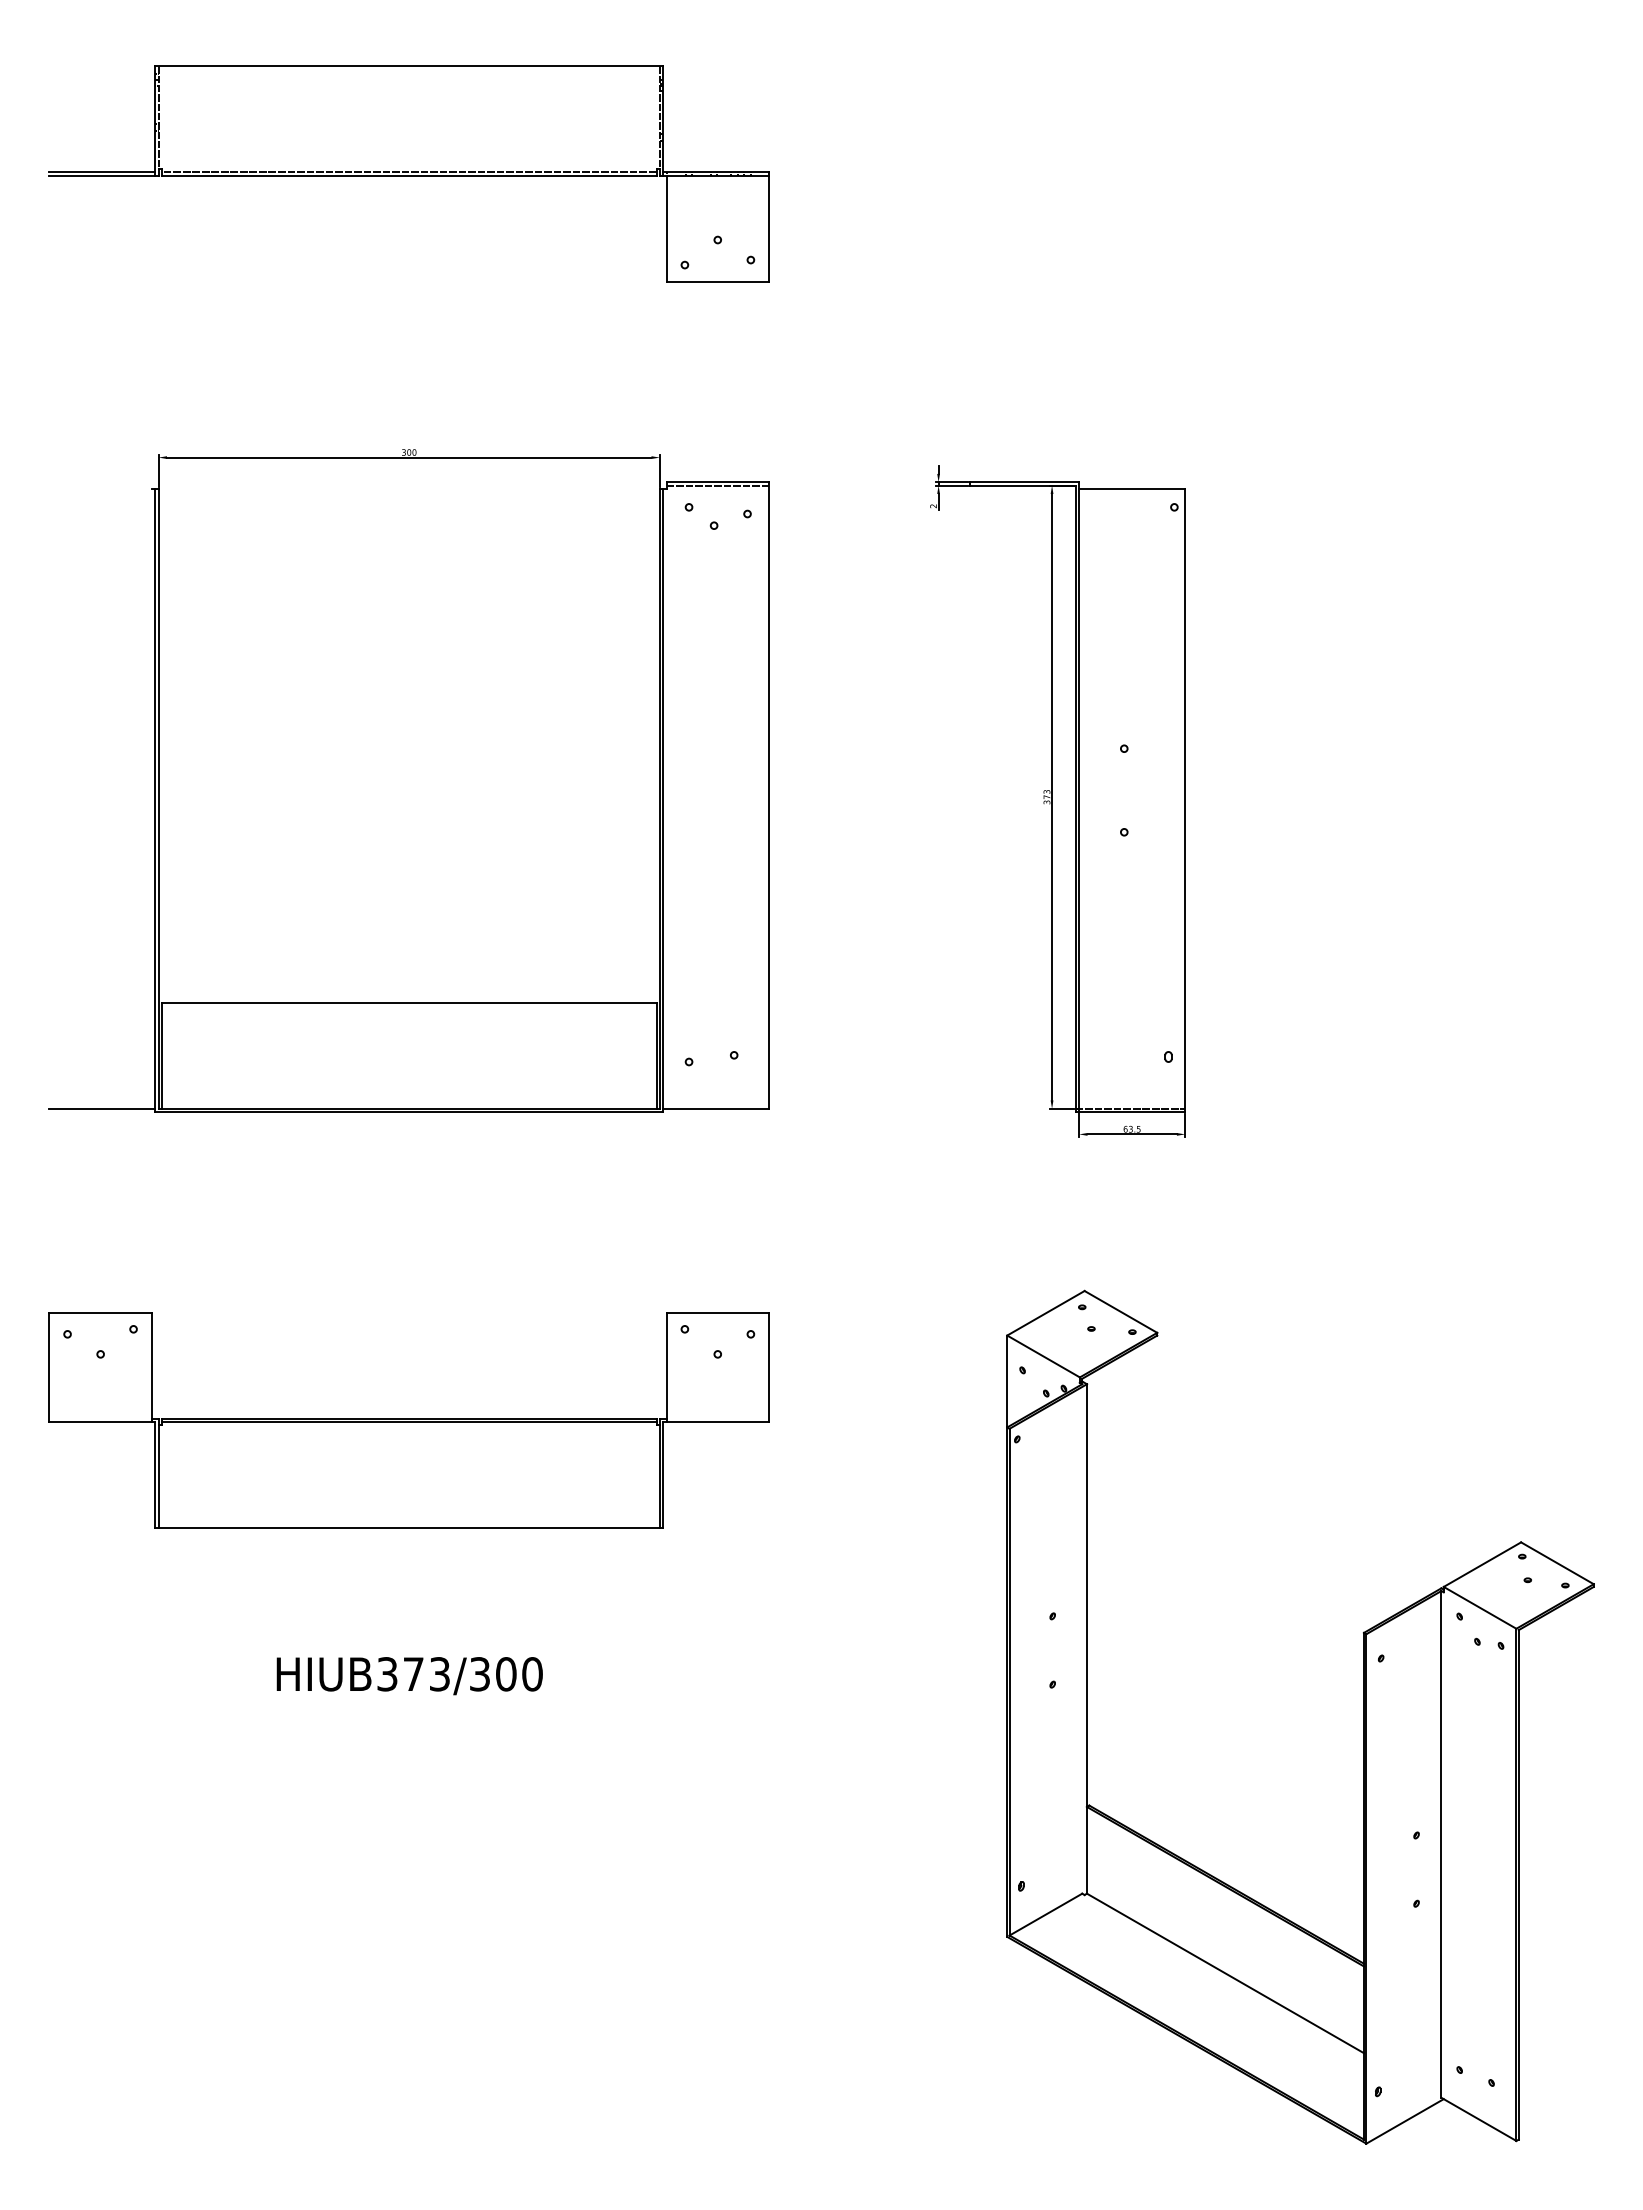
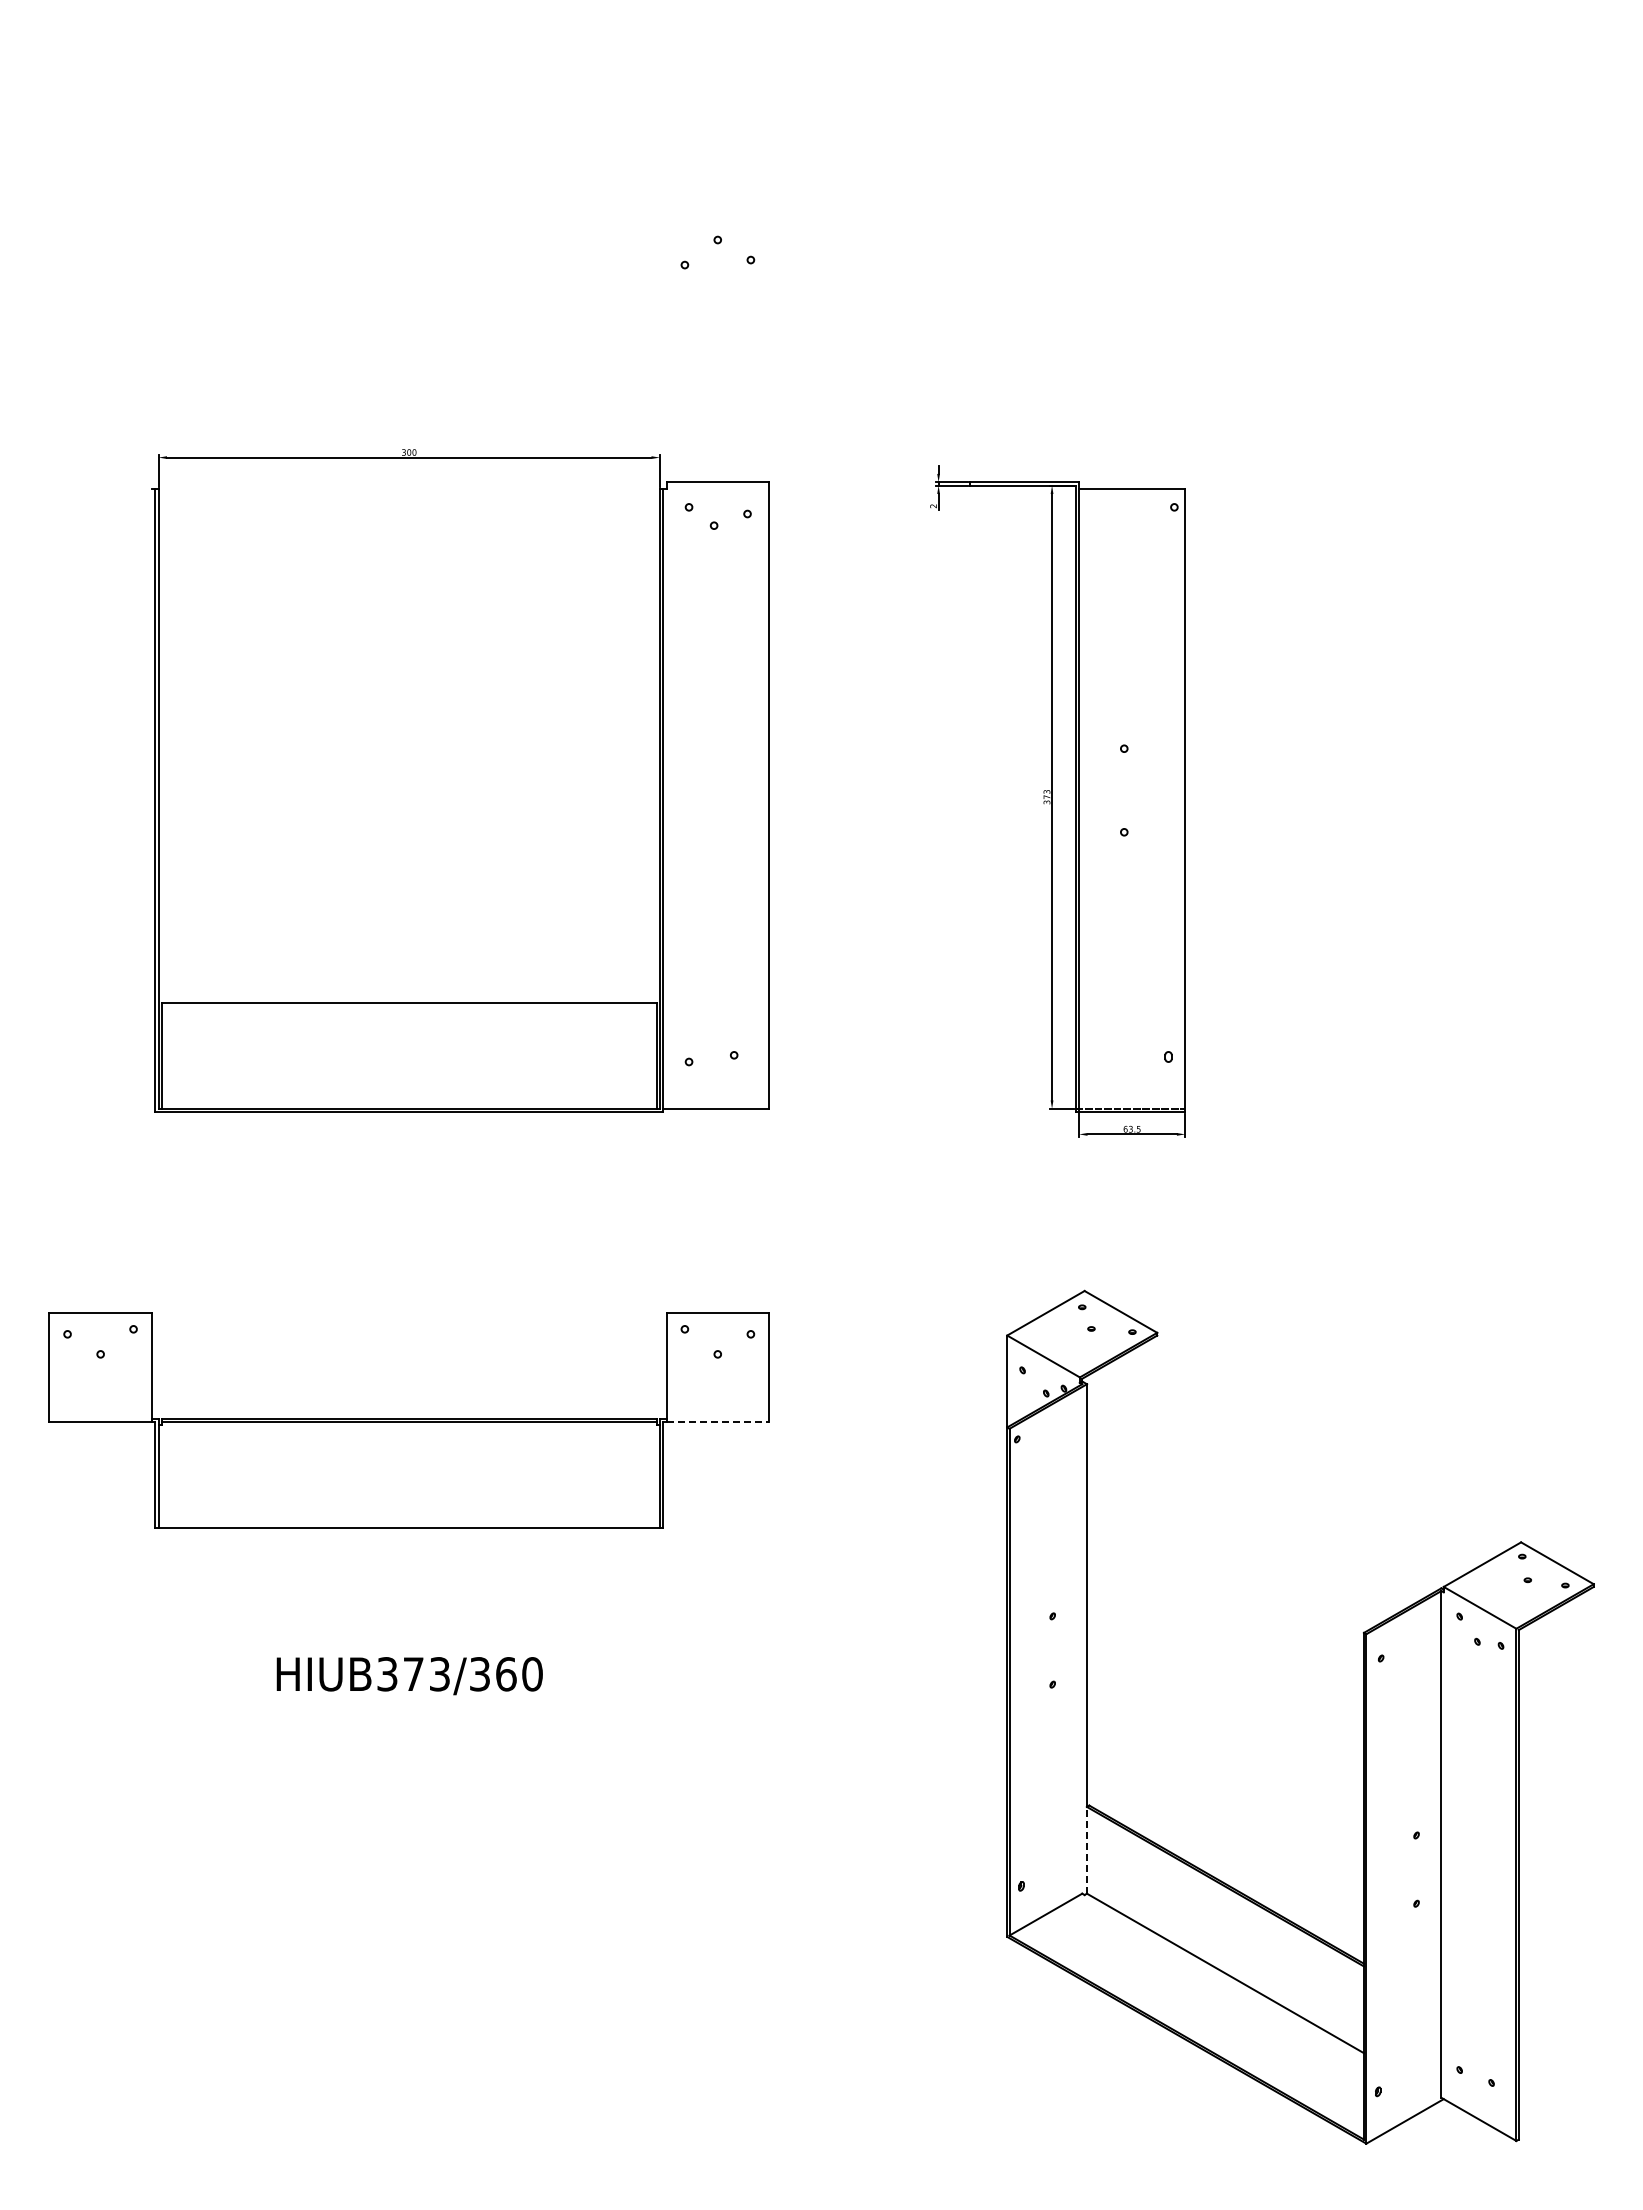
part: present -> none (408, 173)
line: present -> none (717, 485)
line: present -> none (102, 1108)
line: solid -> dashed (718, 1422)
text: HIUB373/300 -> HIUB373/360 (506, 1674)
line: solid -> dashed (1086, 1849)
